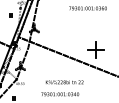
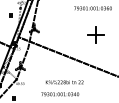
text position: (87, 8) -> (92, 8) (92, 8)
part position: (95, 49) -> (95, 34) (95, 34)
